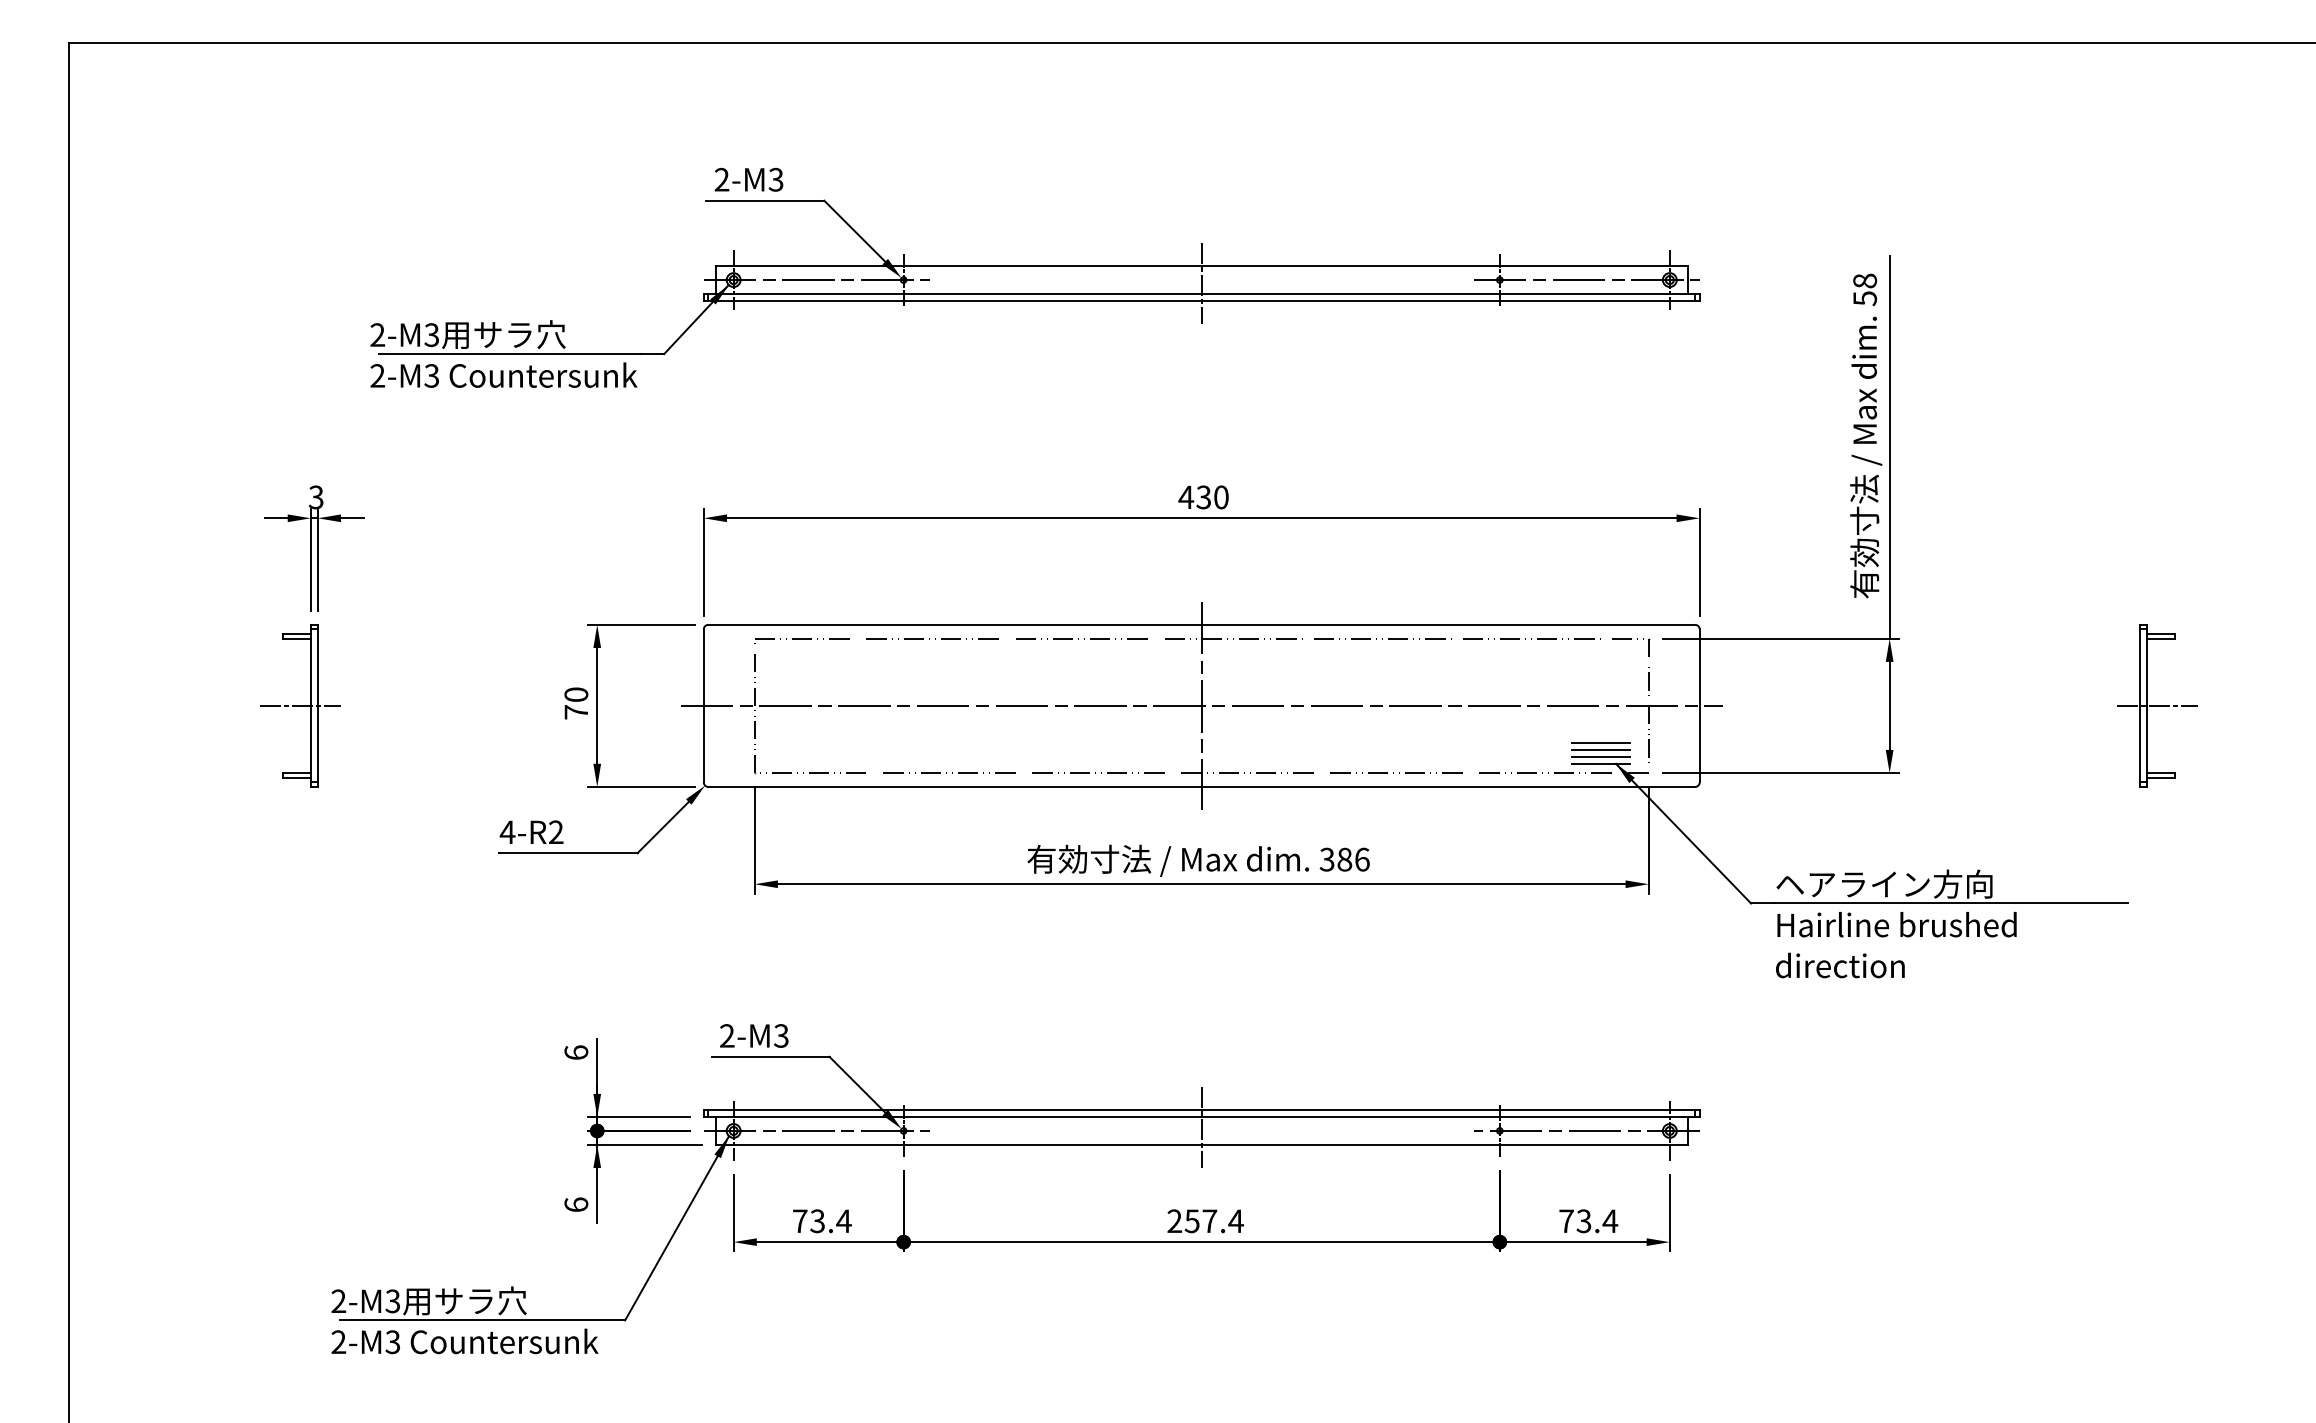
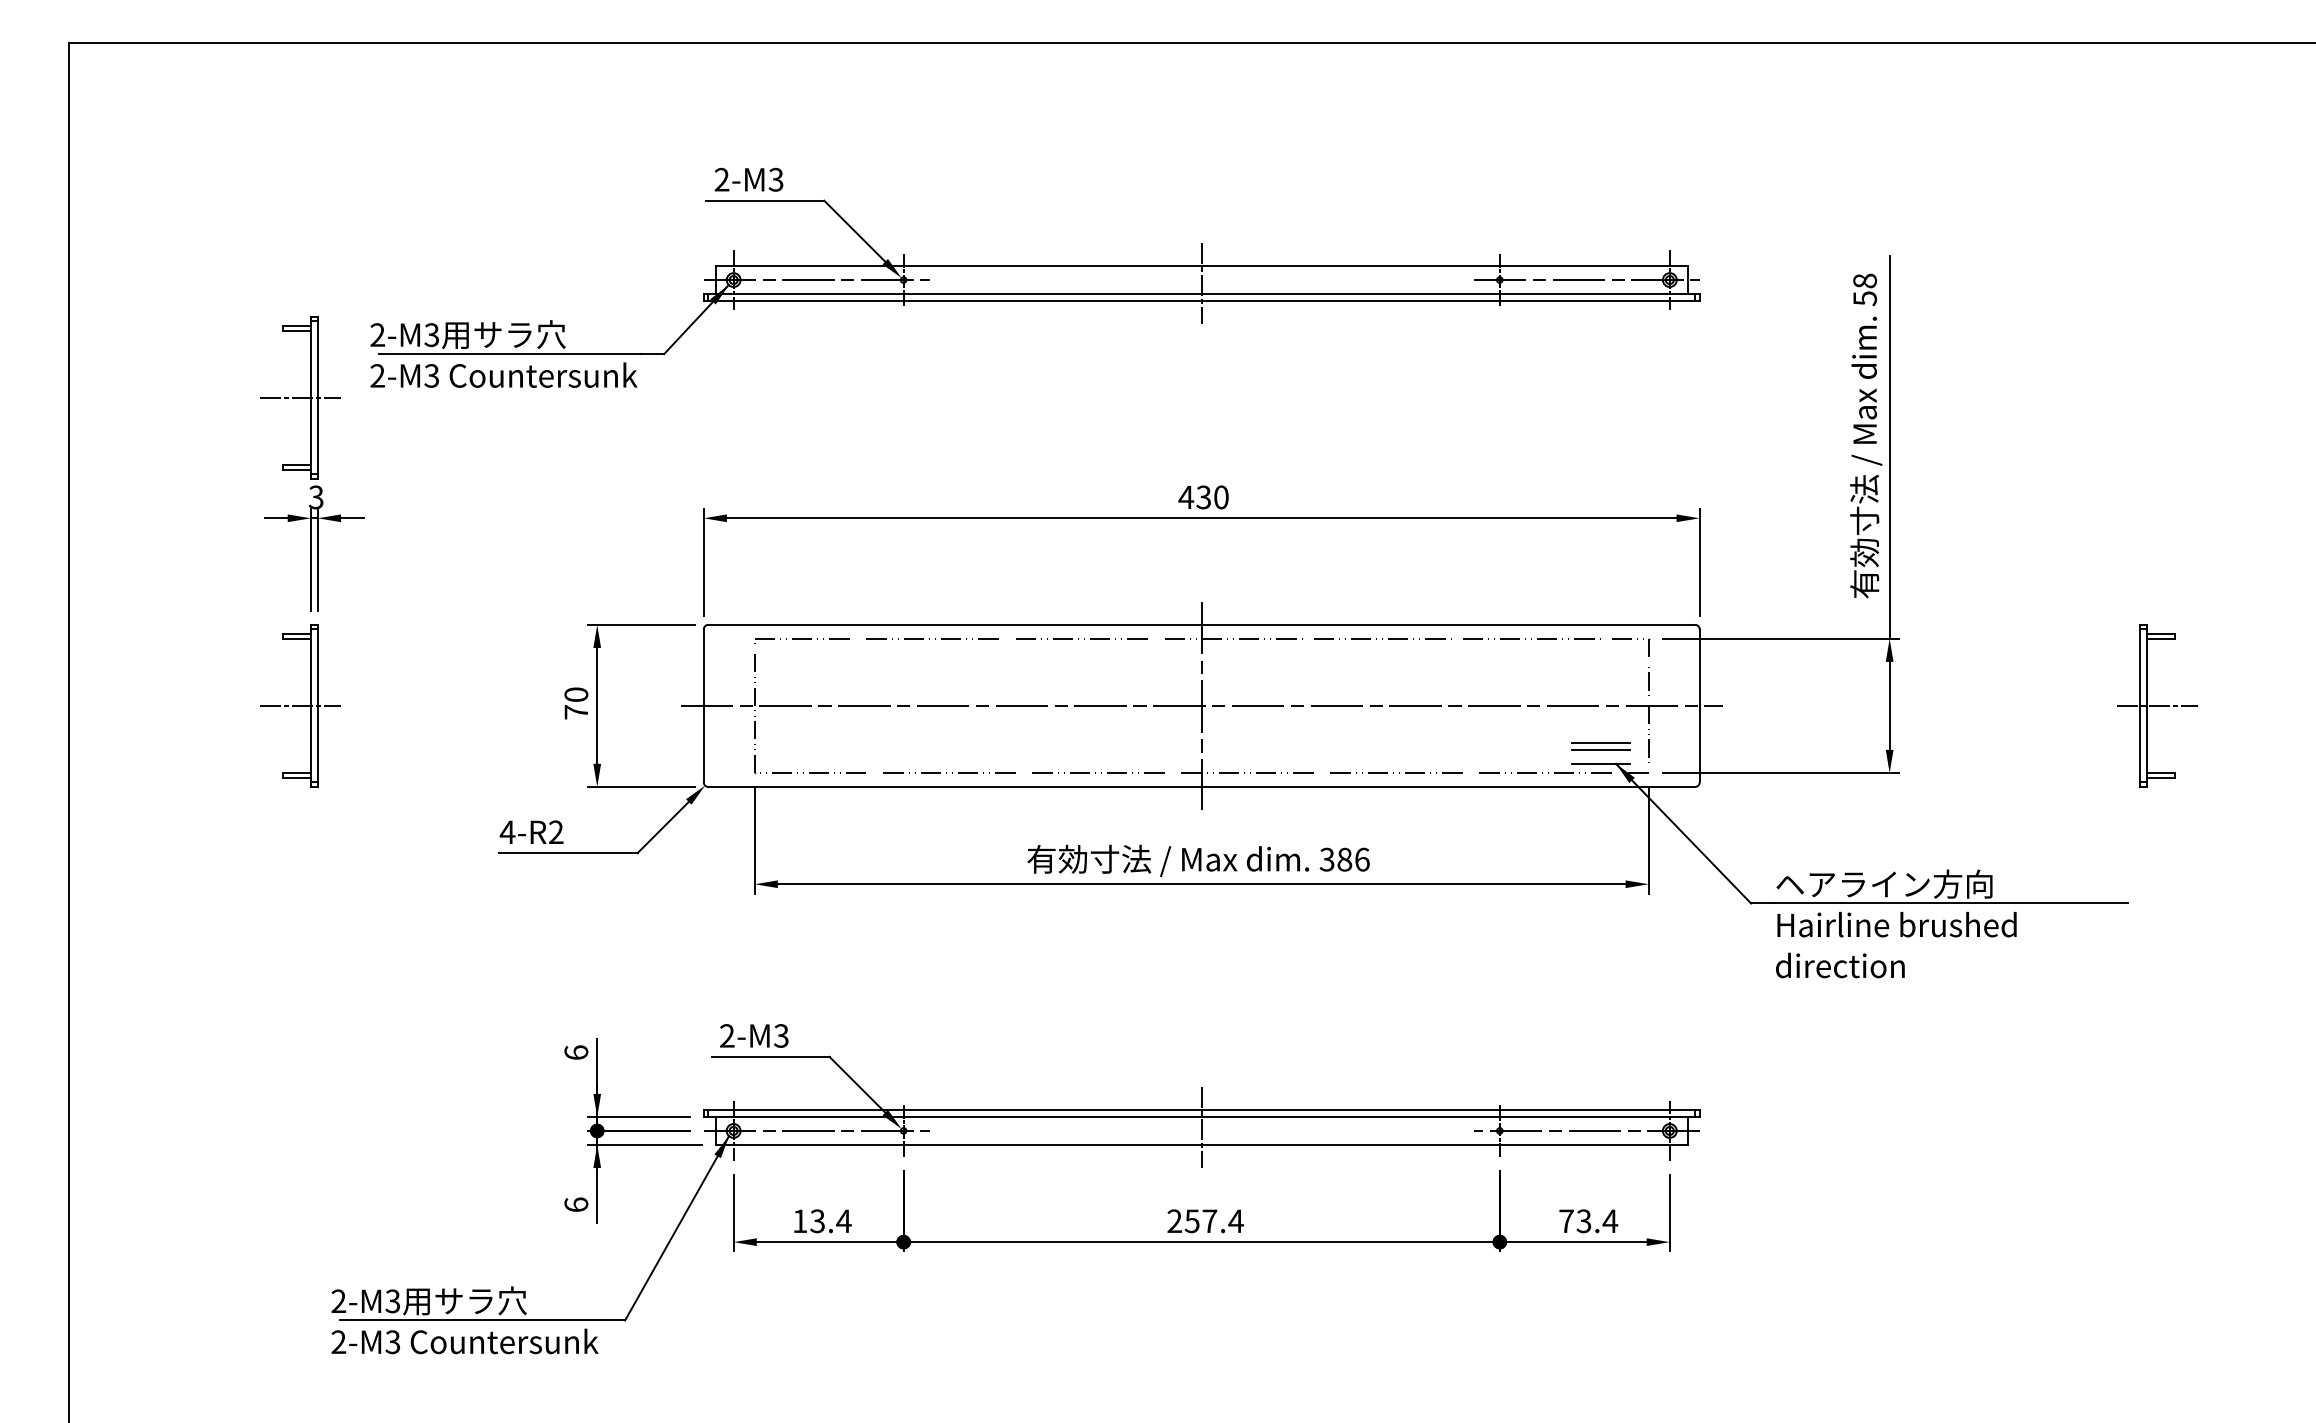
part: none -> present (300, 397)
line: present -> none (1601, 756)
text: 73.4 -> 13.4 (800, 1220)
